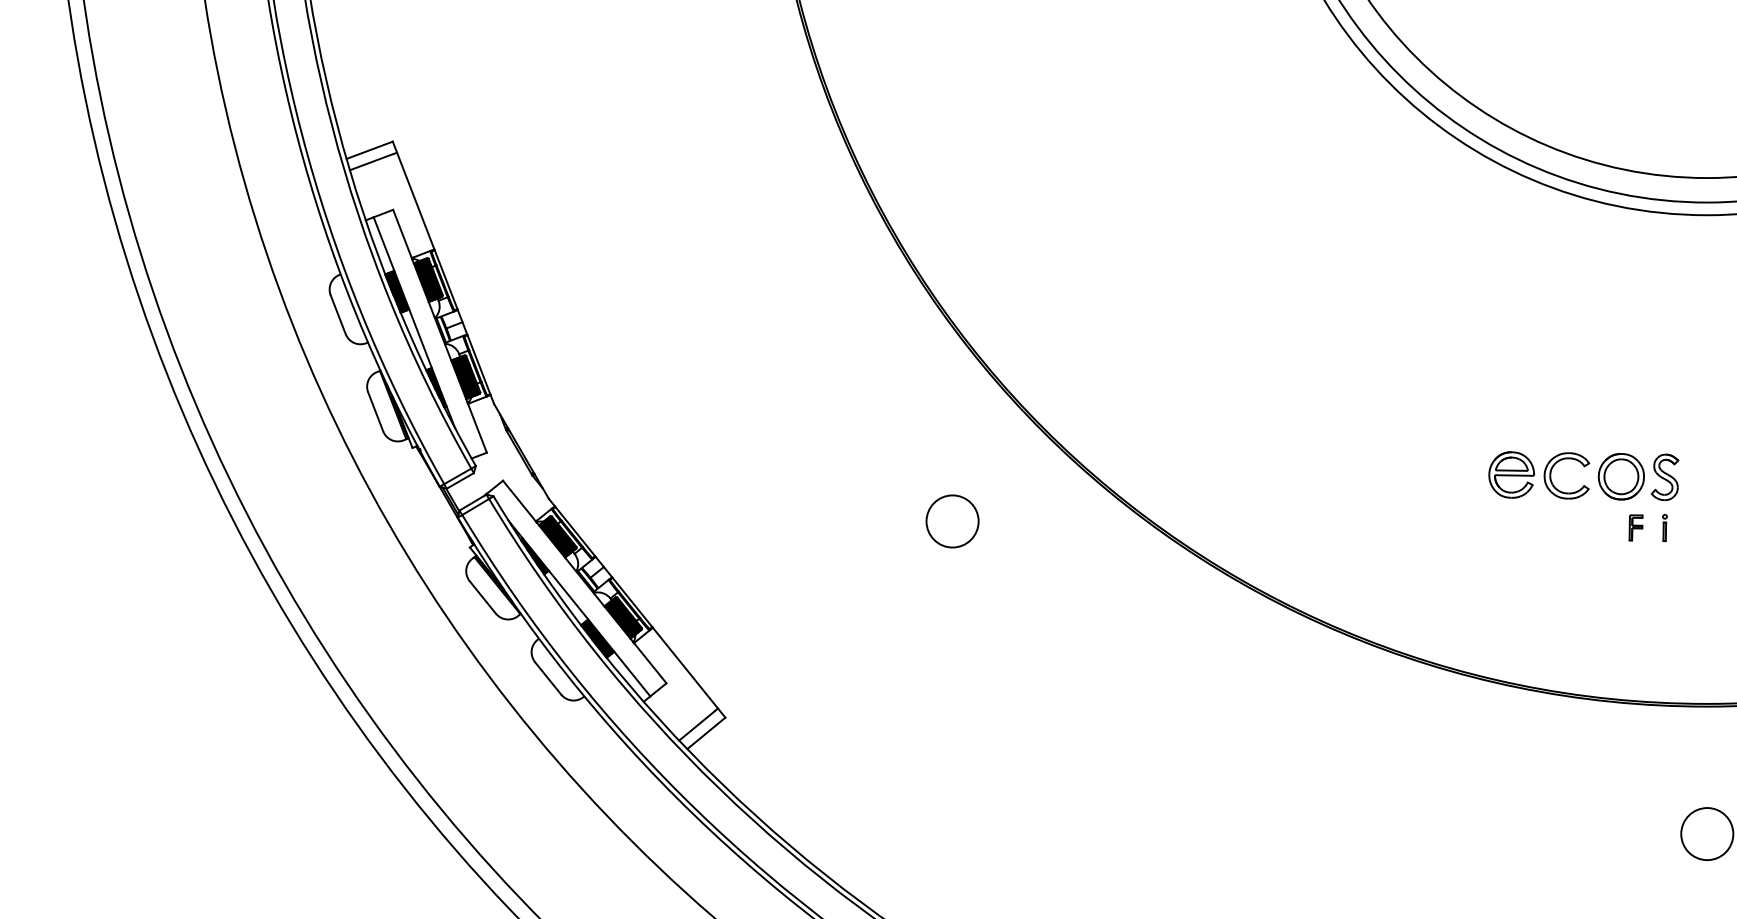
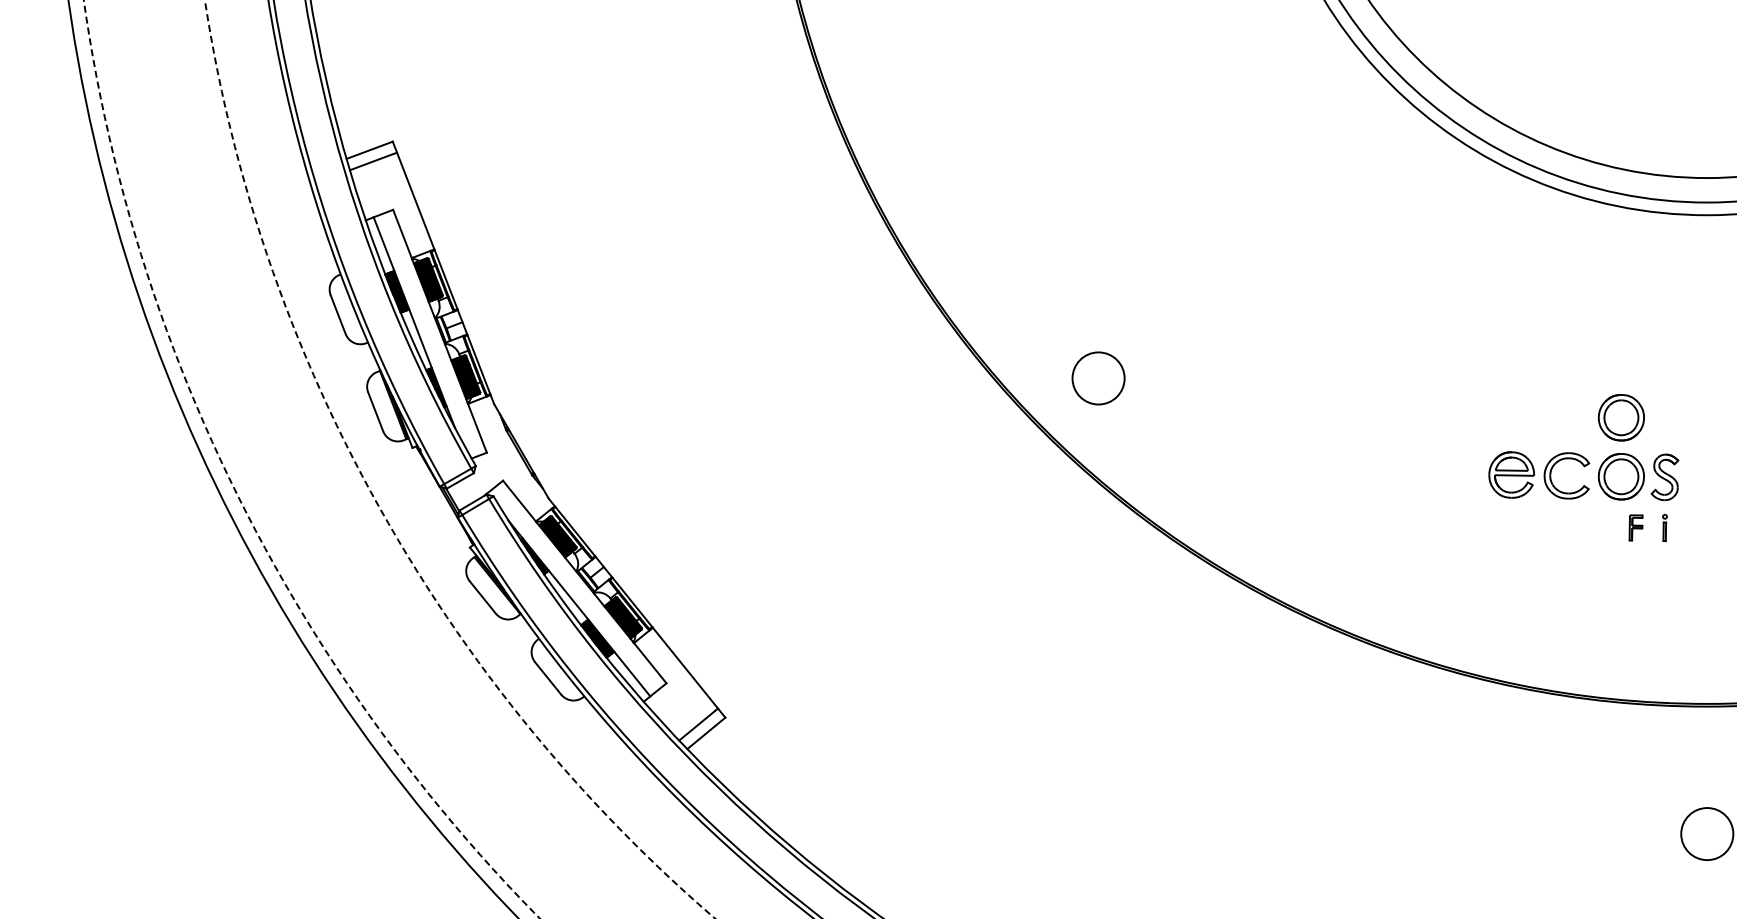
part: none -> present (1620, 417)
circle: solid -> dashed (312, 459)
circle: solid -> dashed (459, 459)
circle position: (952, 521) -> (1098, 378) (1098, 378)
